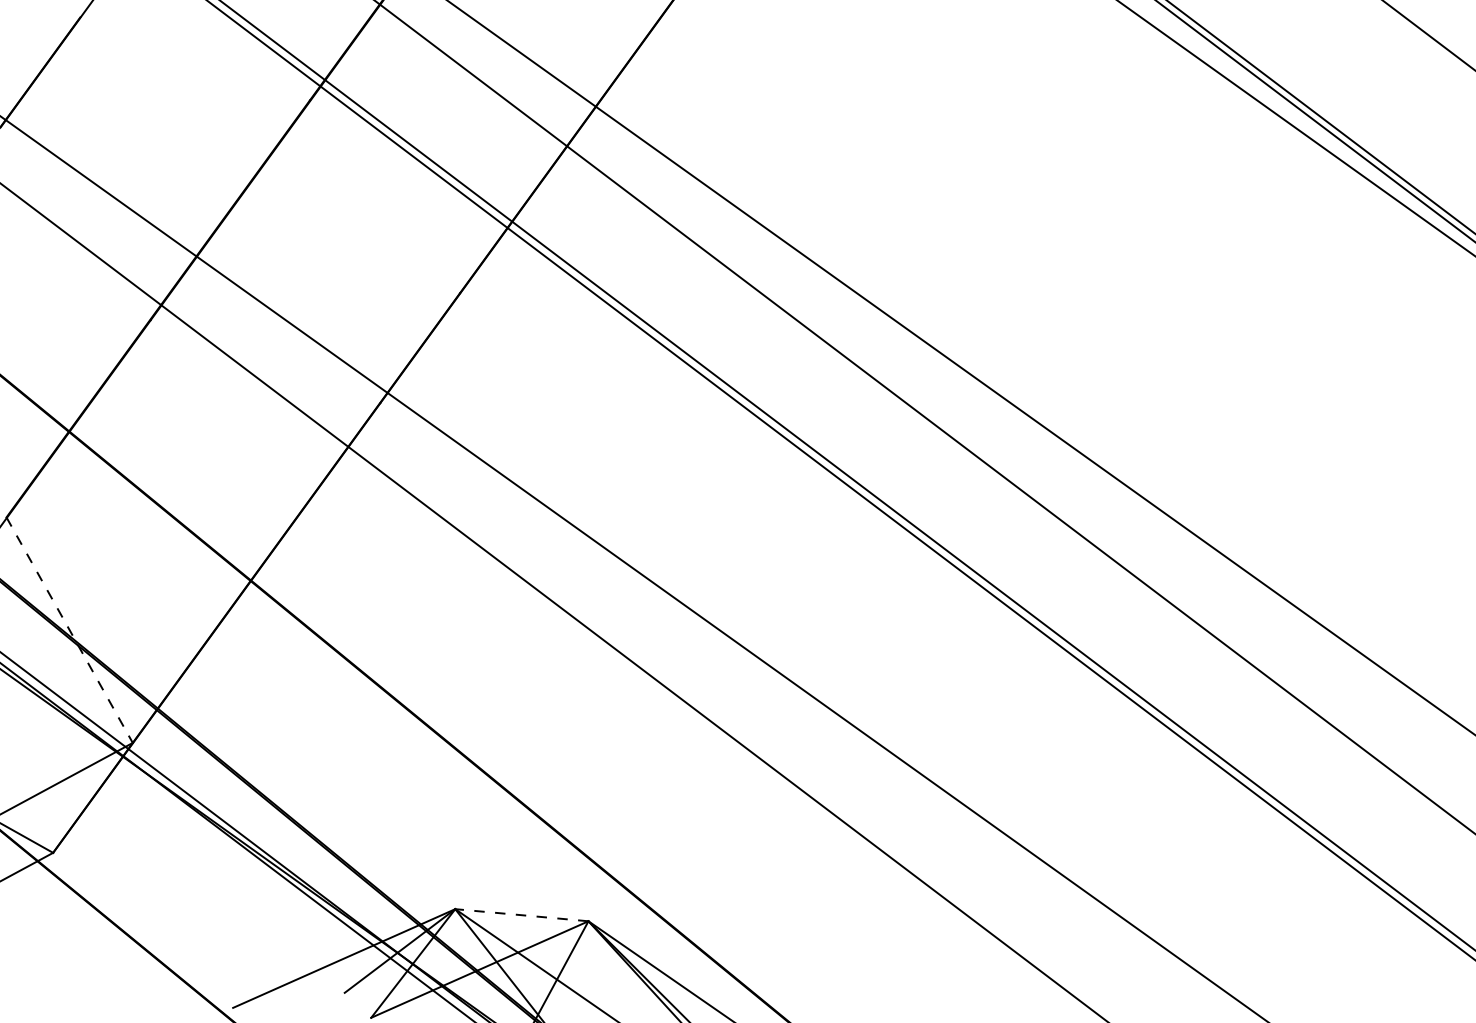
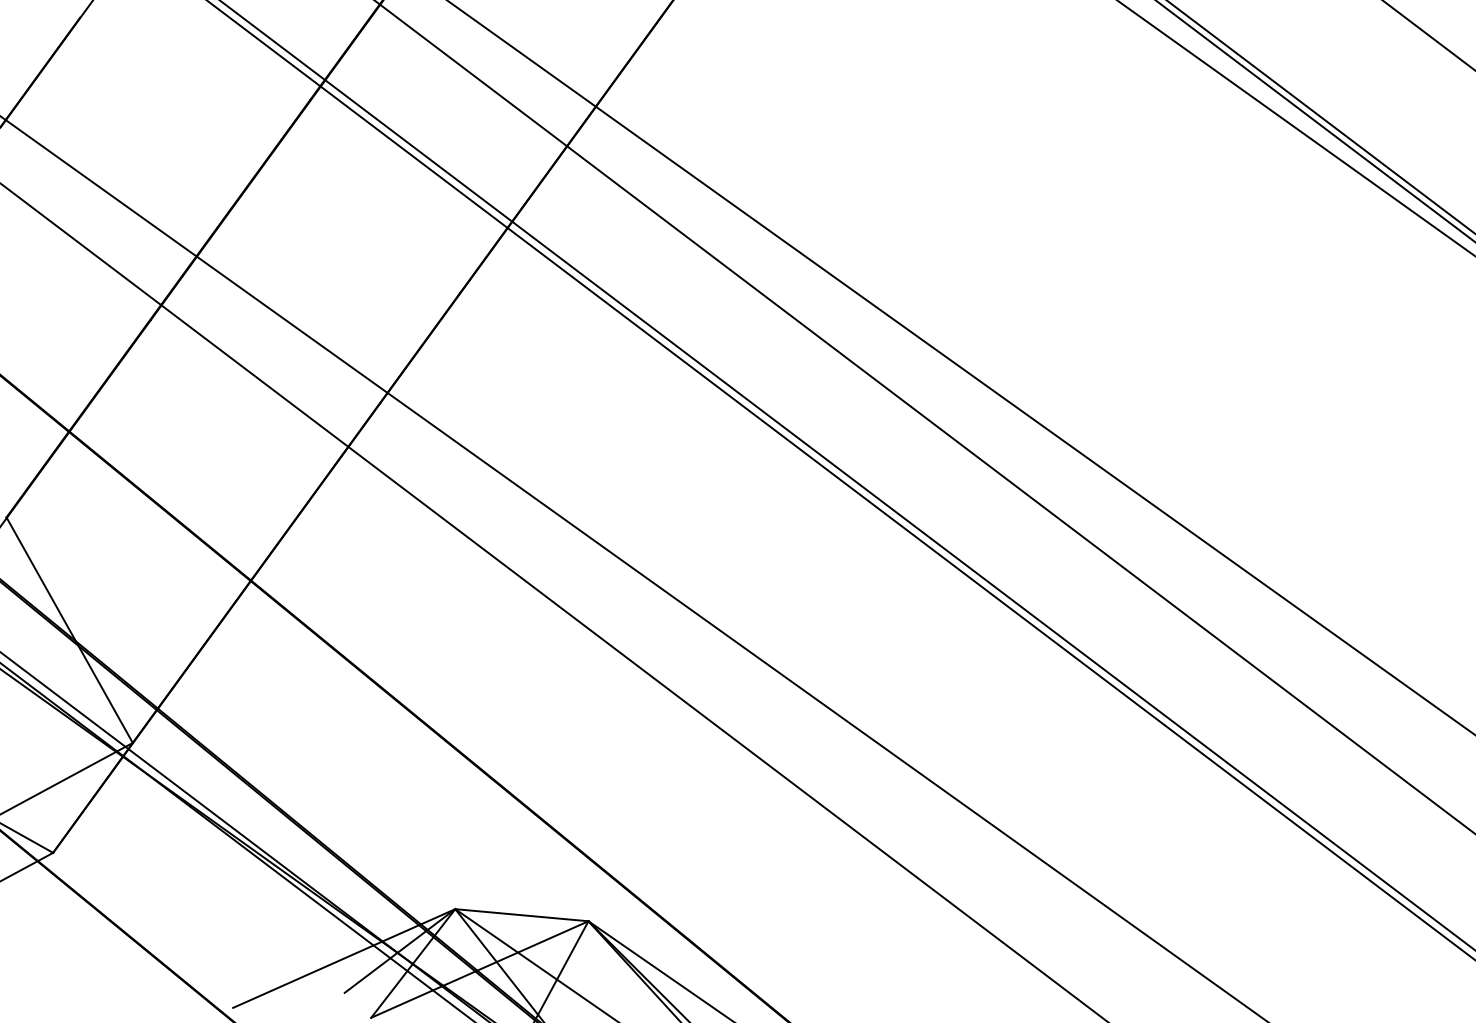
line: dashed -> solid (69, 630)
line: dashed -> solid (521, 915)
